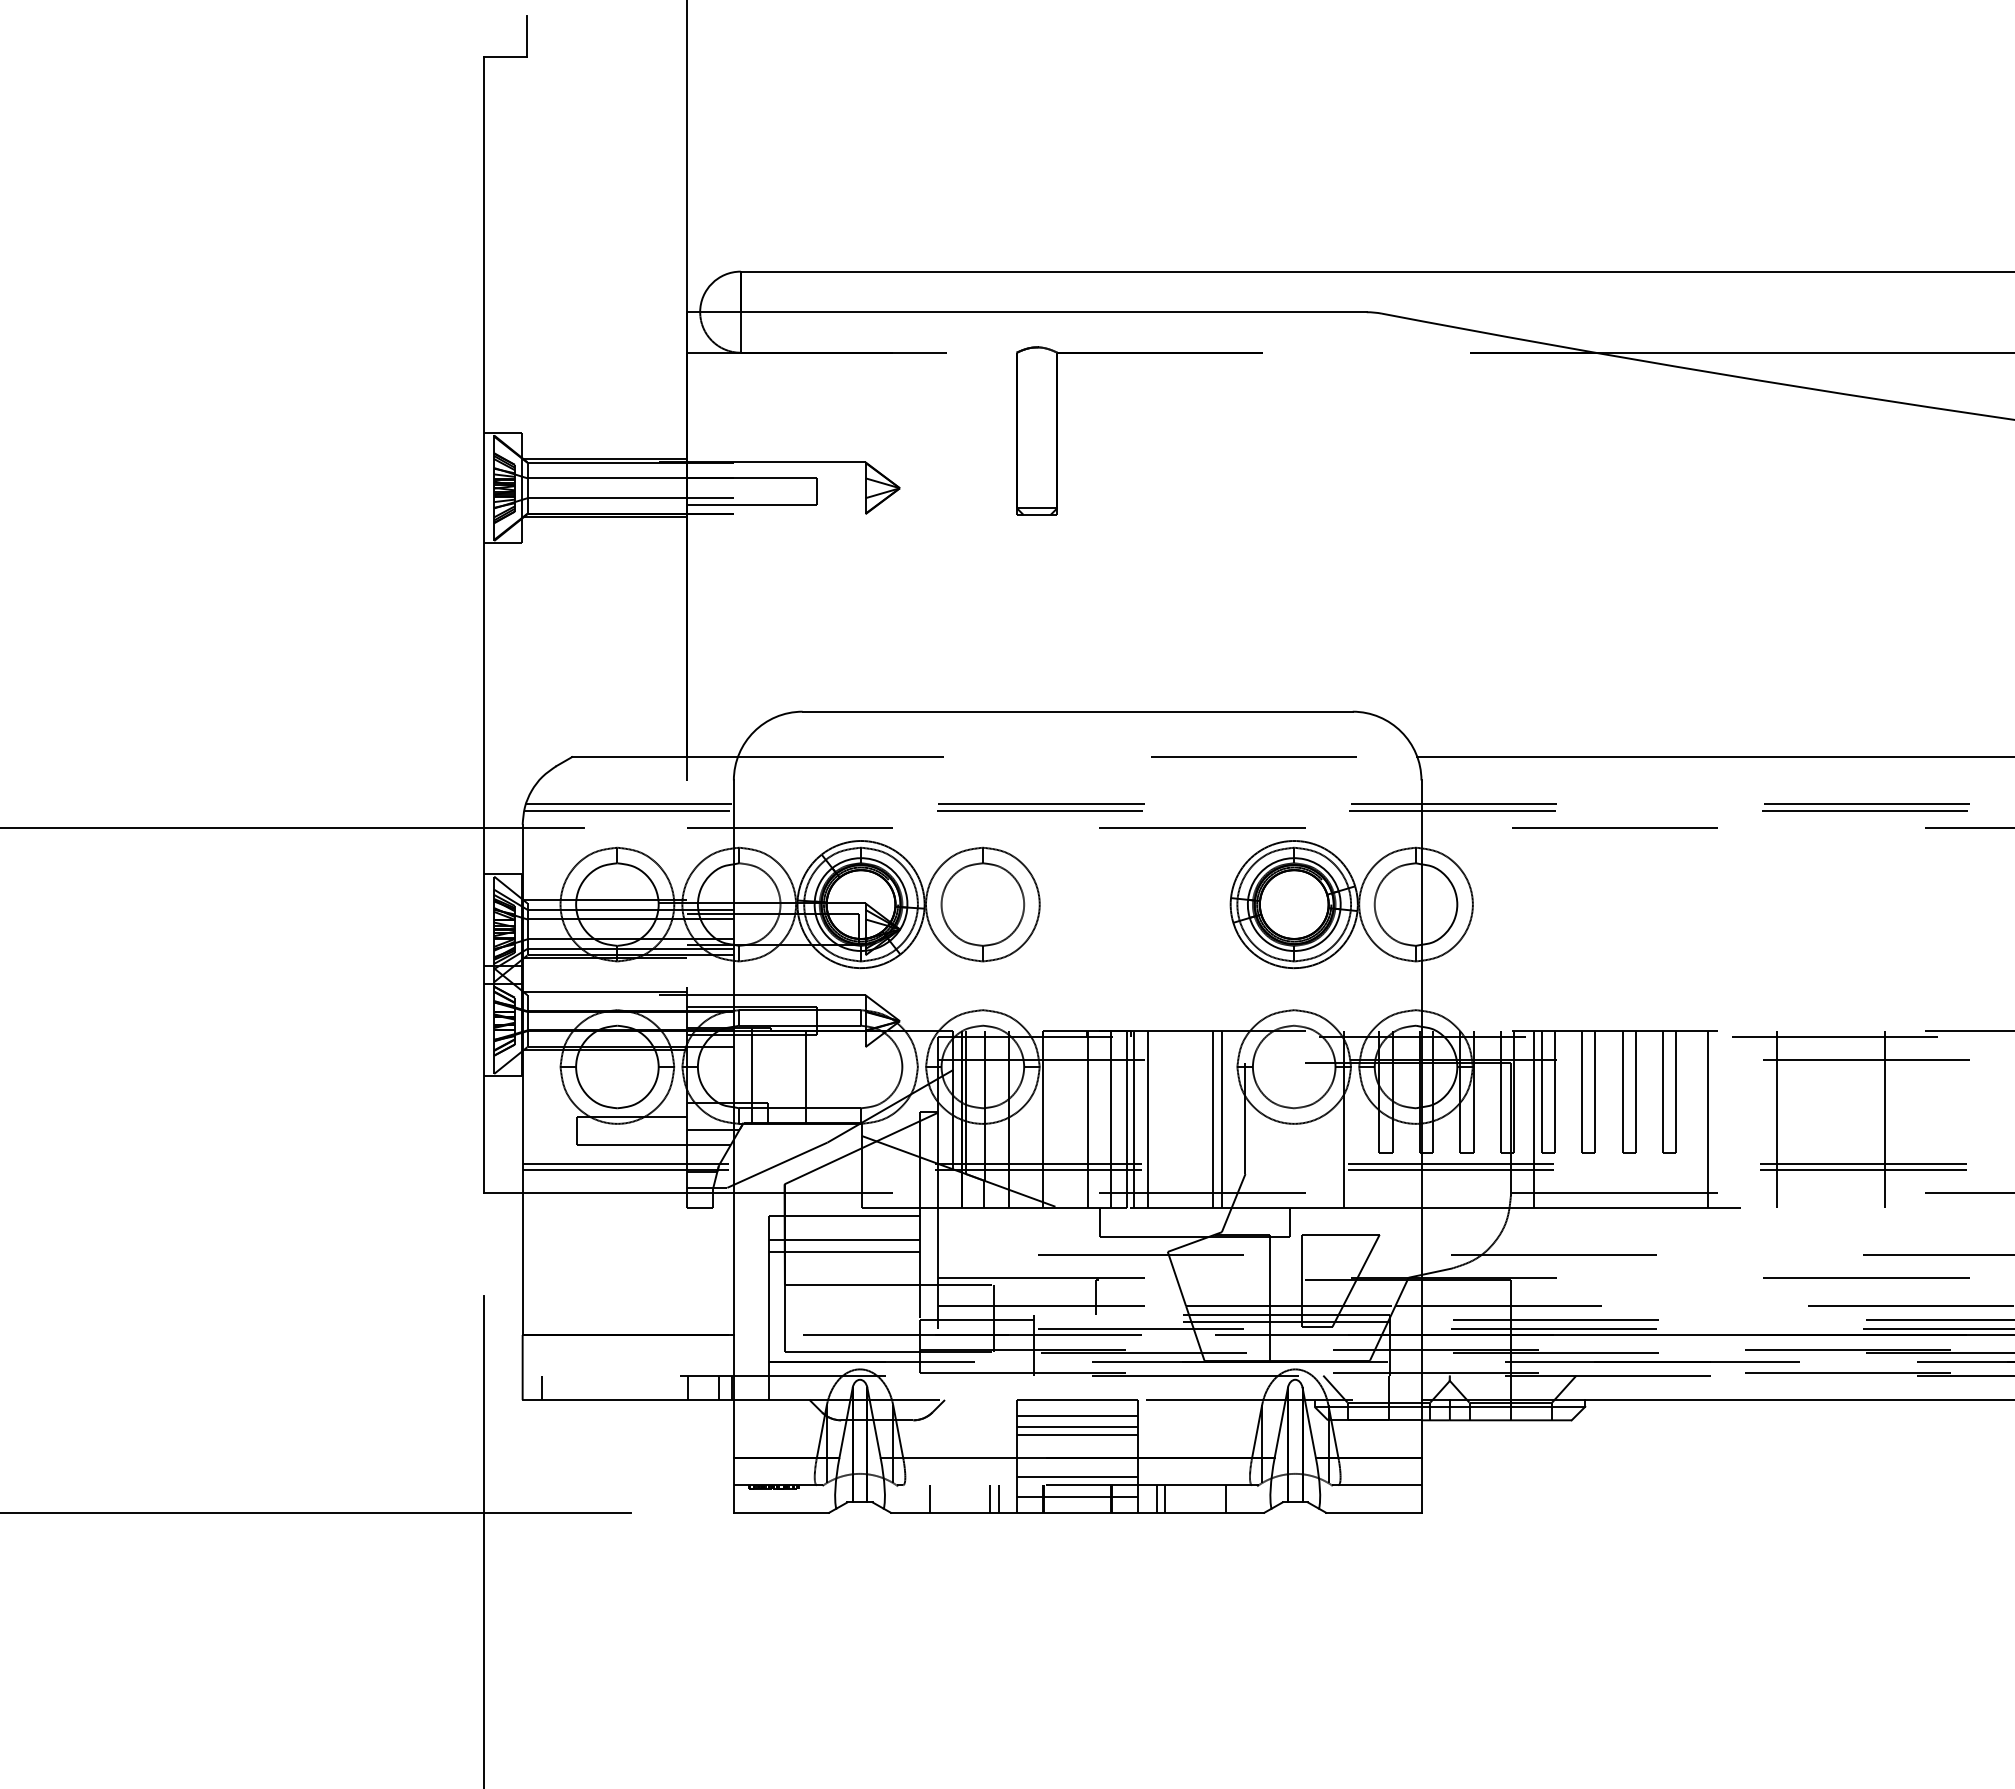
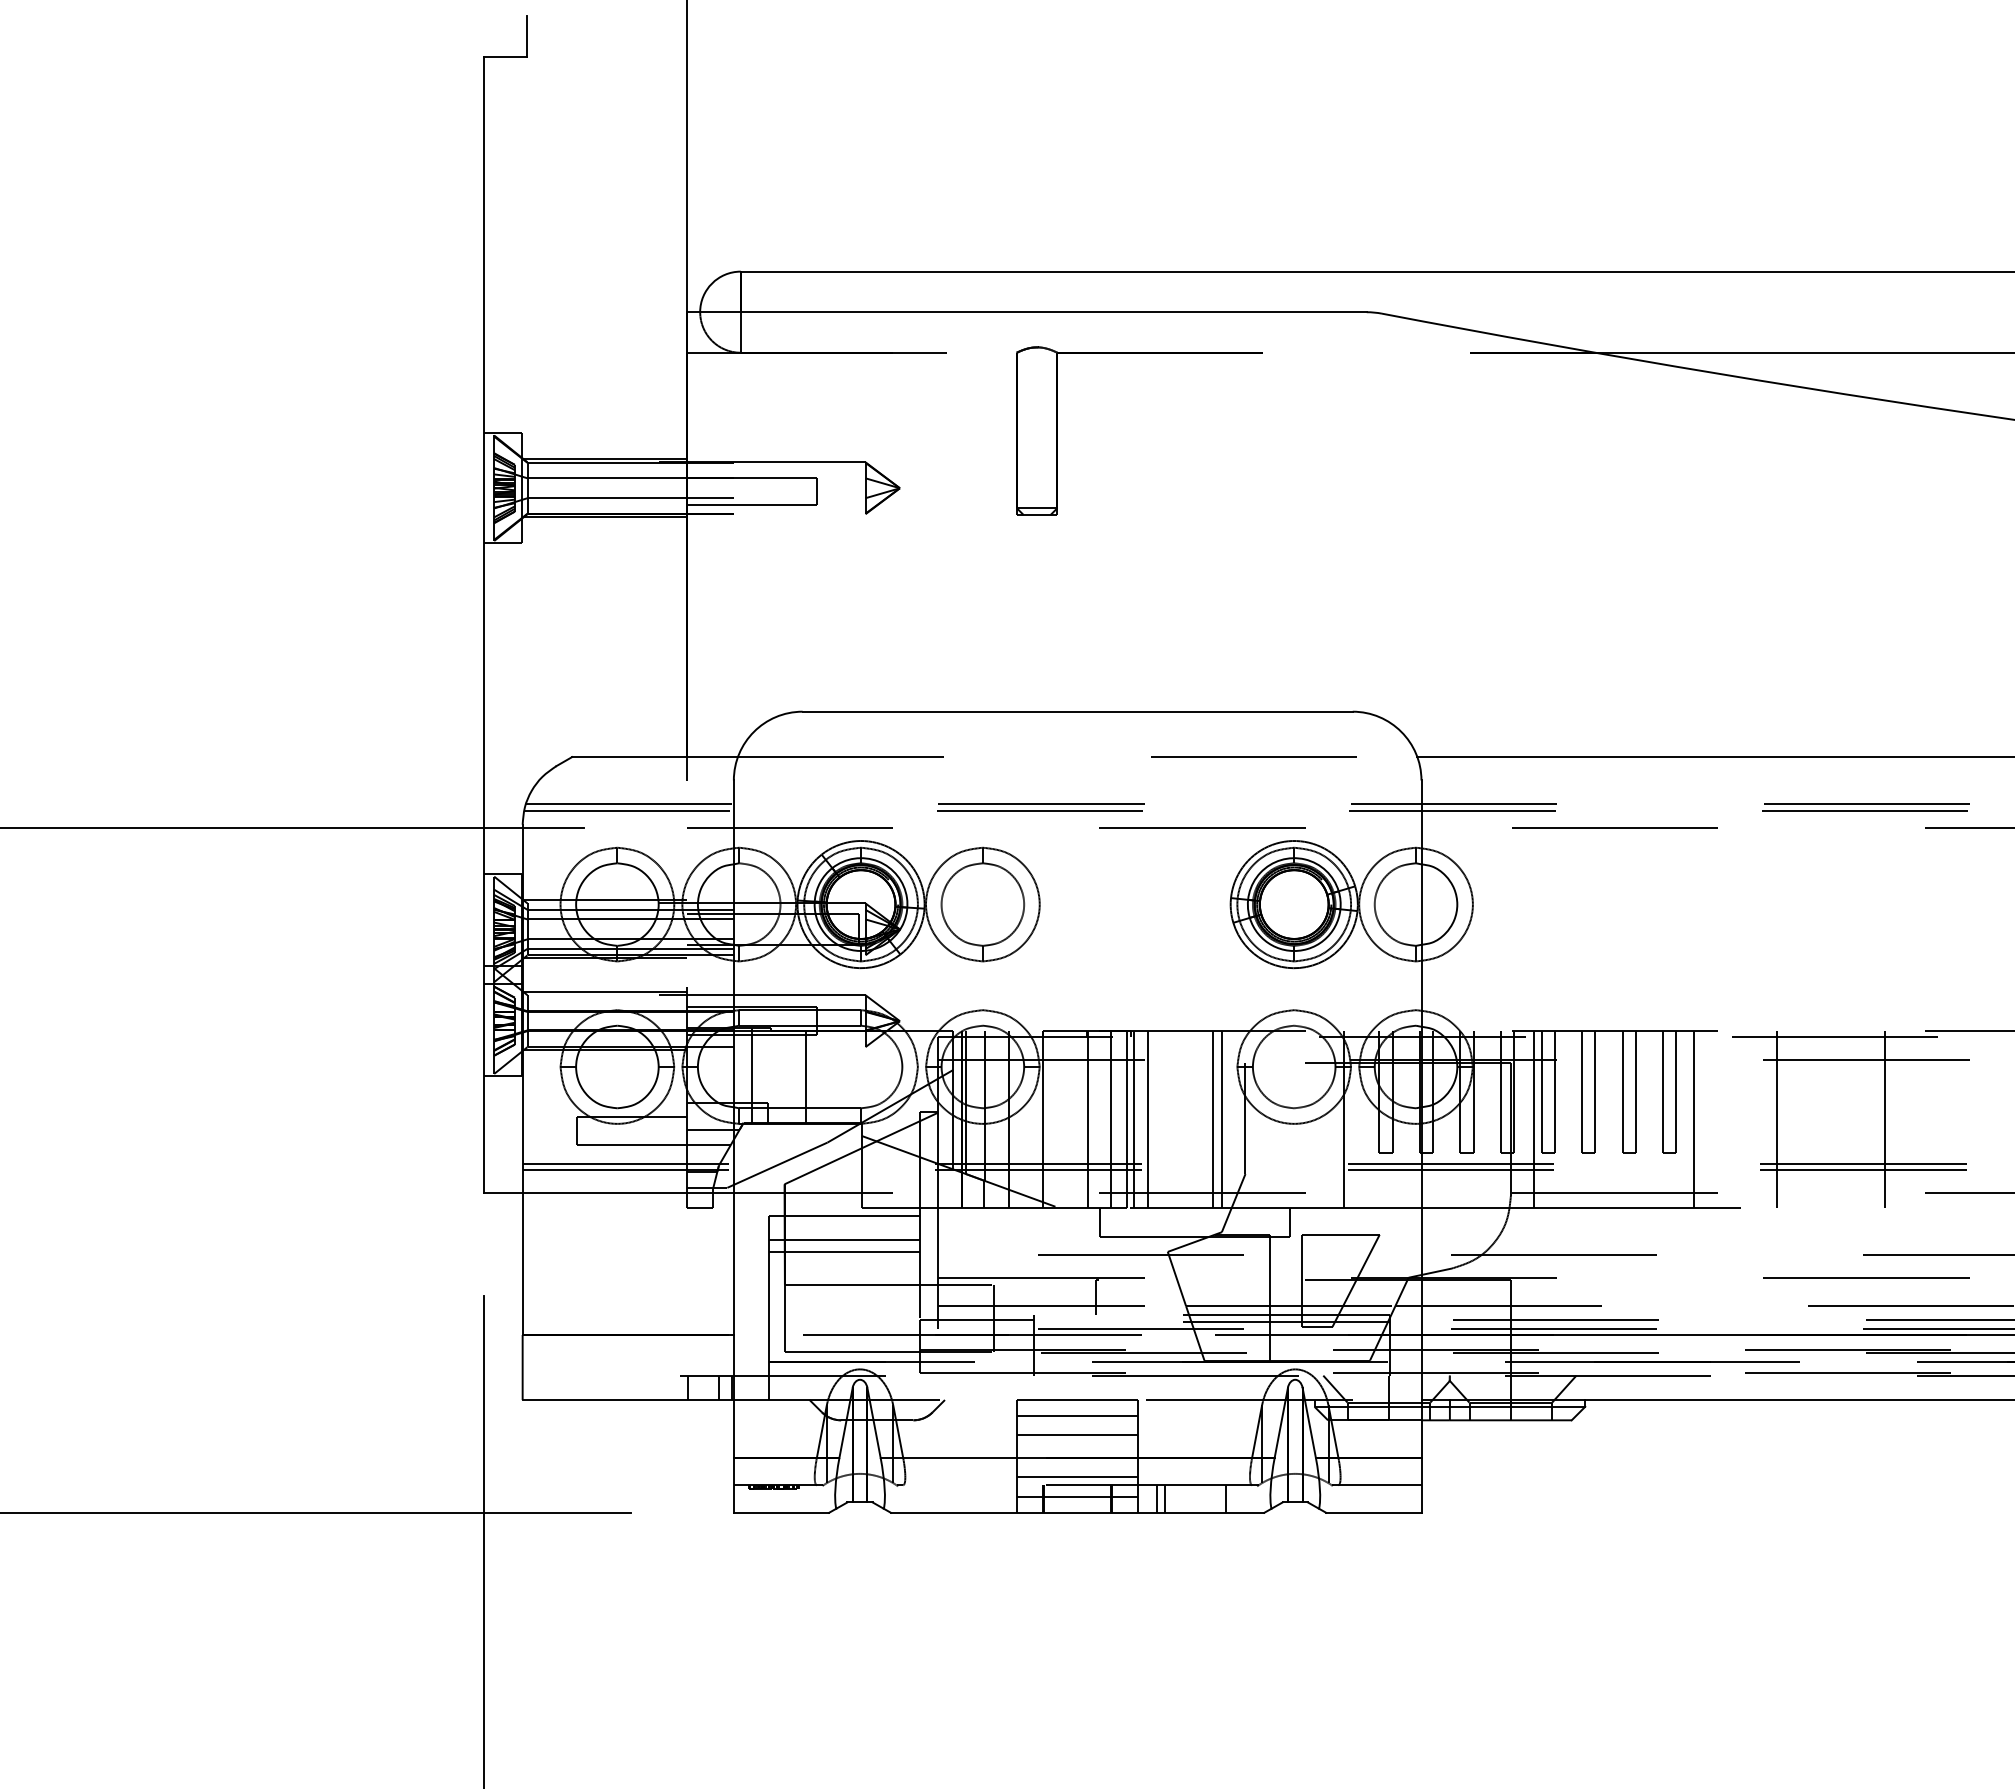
line position: (1707, 1119) -> (1693, 1119) (1693, 1119)
line: present -> none (542, 1387)
line: present -> none (1077, 1427)
line: present -> none (929, 1498)
line: present -> none (989, 1498)
line: present -> none (998, 1498)
